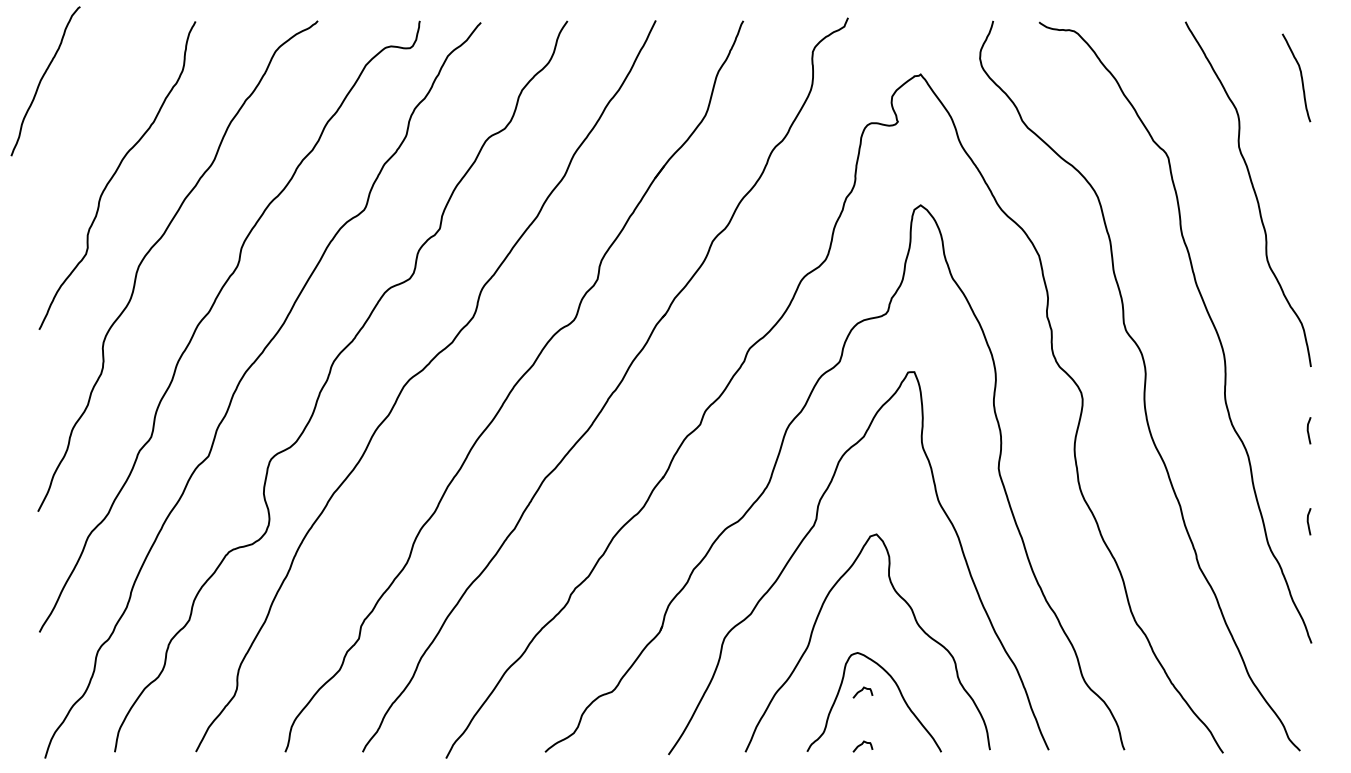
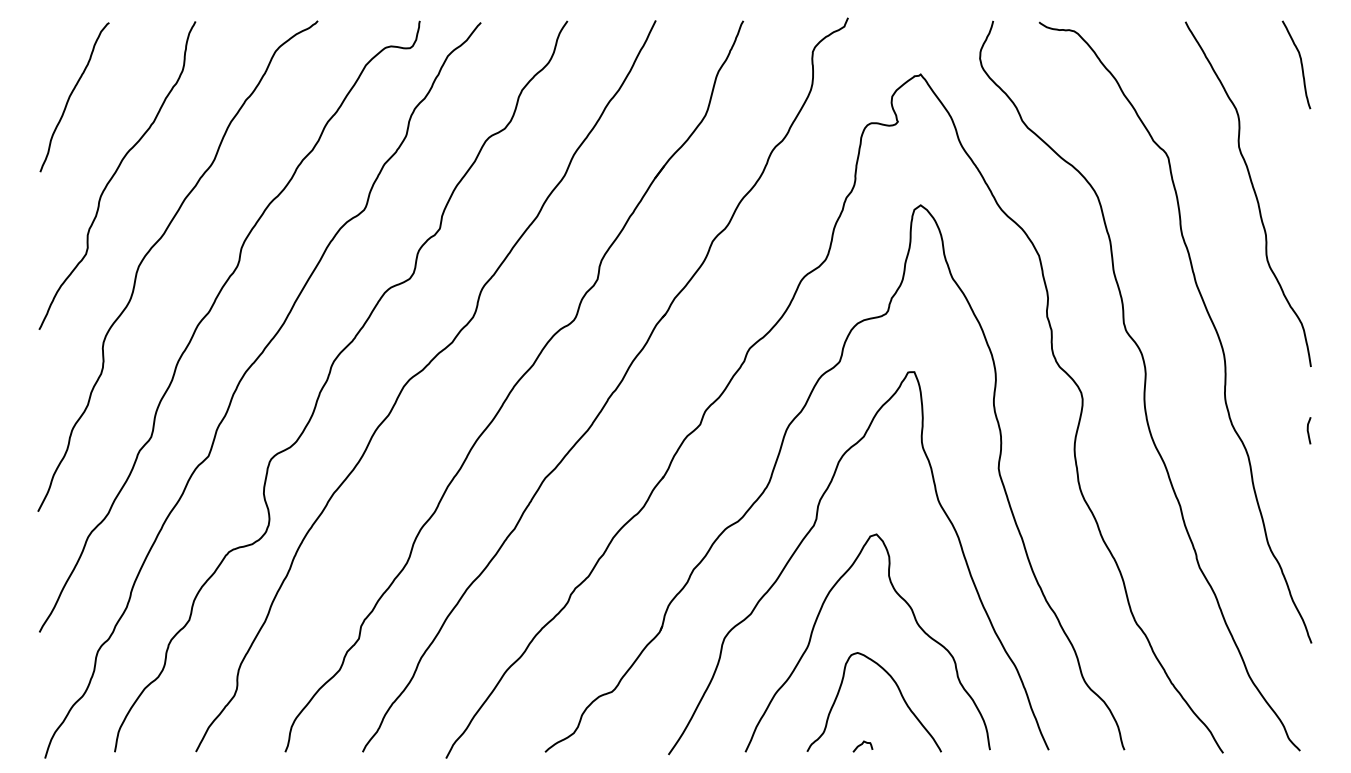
curve position: (1300, 76) -> (1300, 63) (1300, 63)
curve position: (42, 79) -> (71, 95) (71, 95)
curve: present -> none (1308, 521)
curve: present -> none (861, 691)
